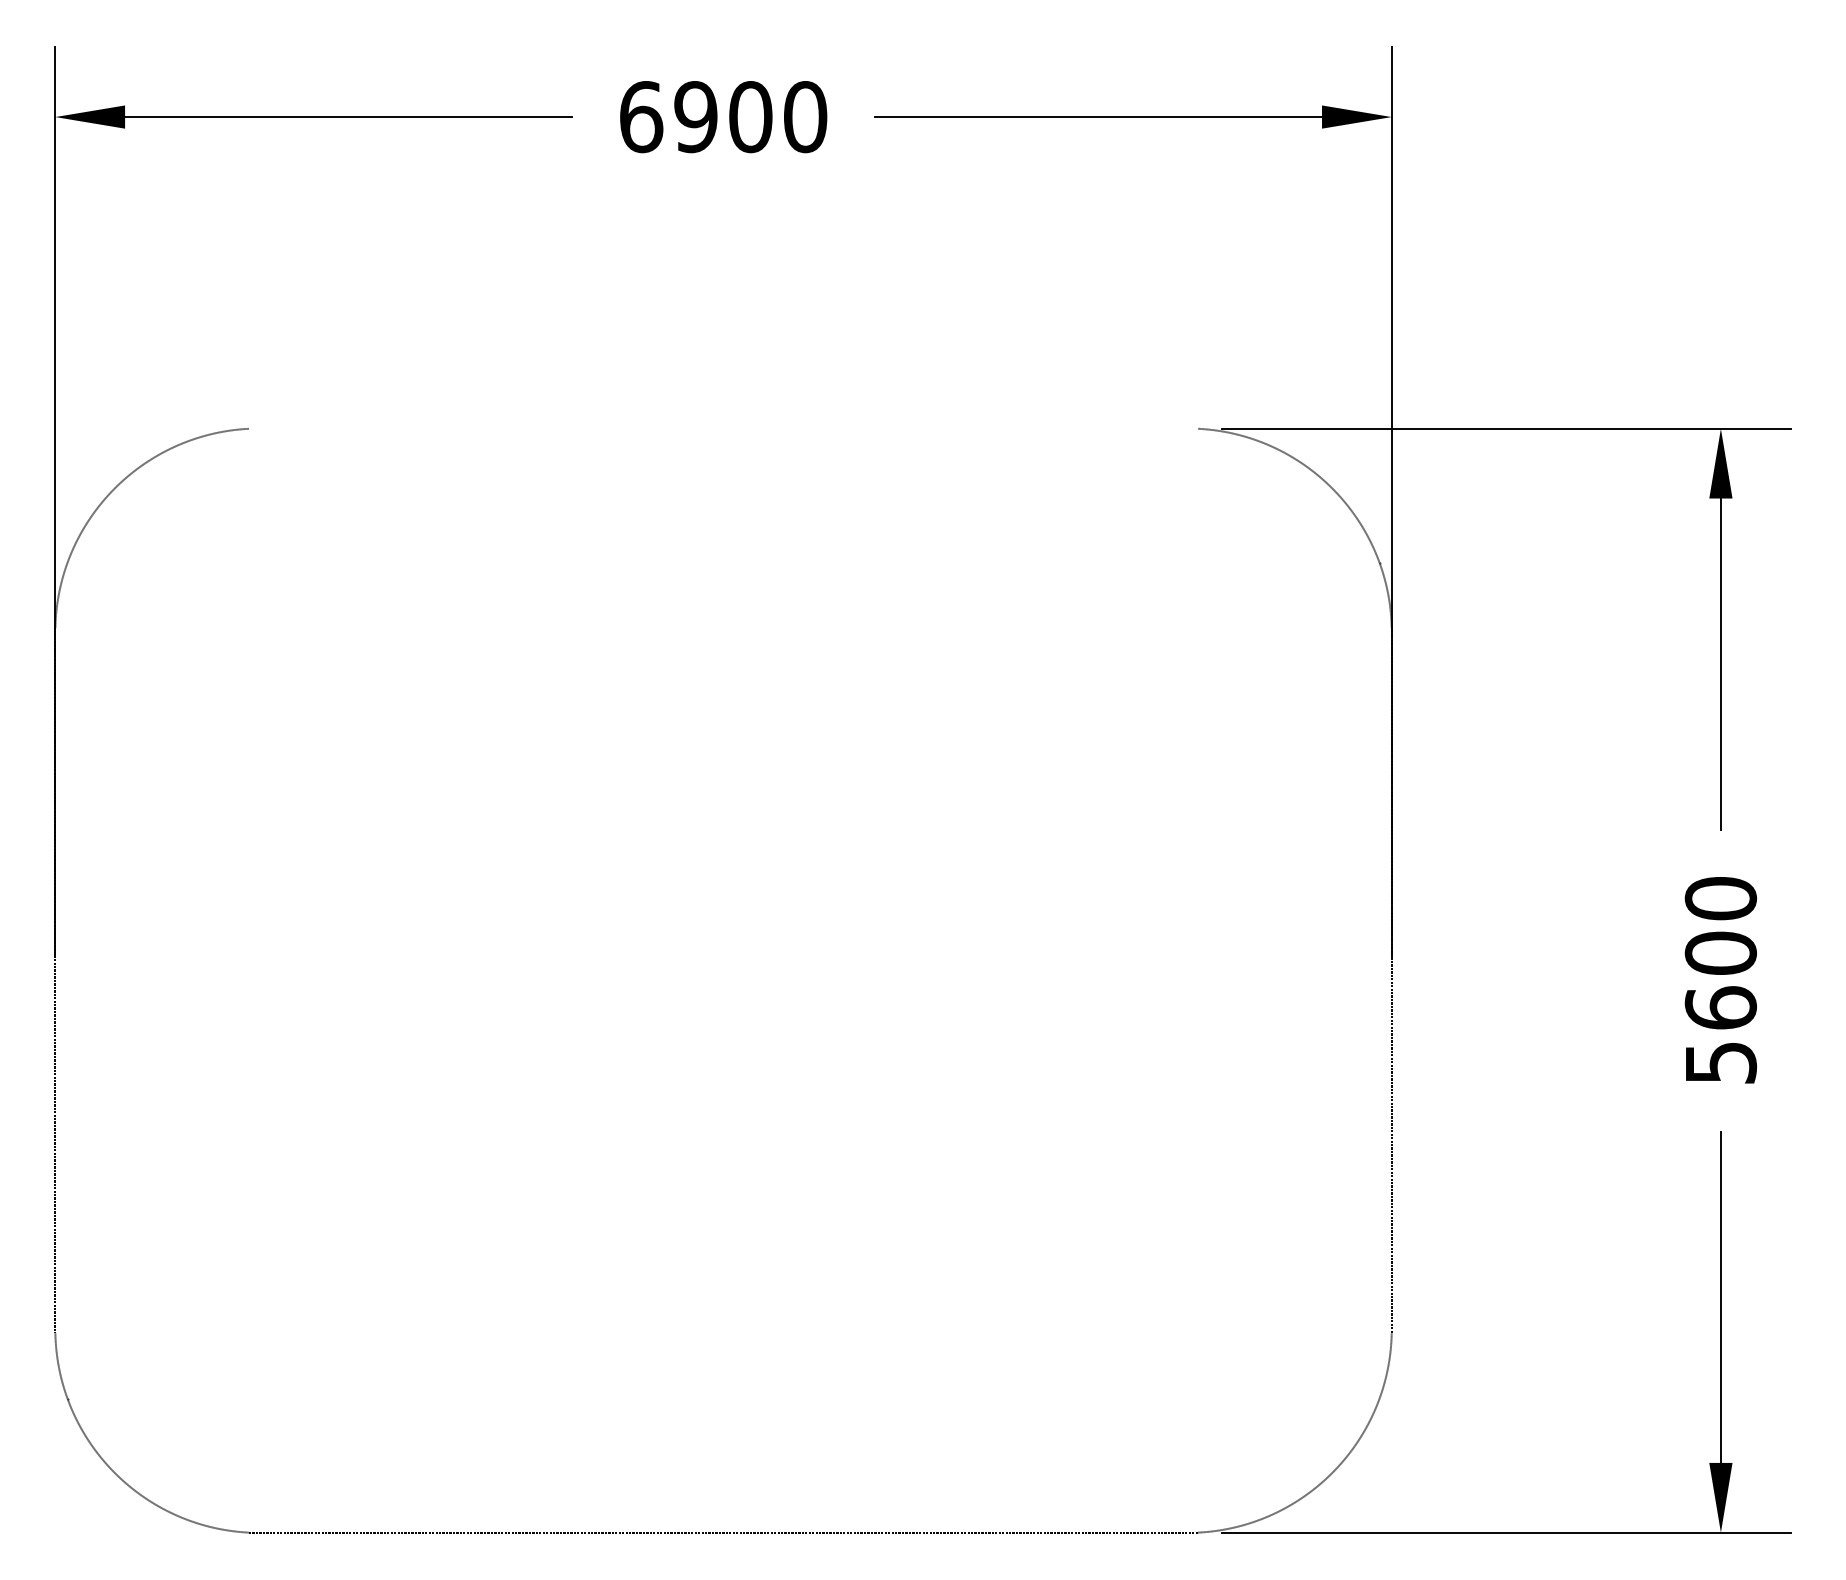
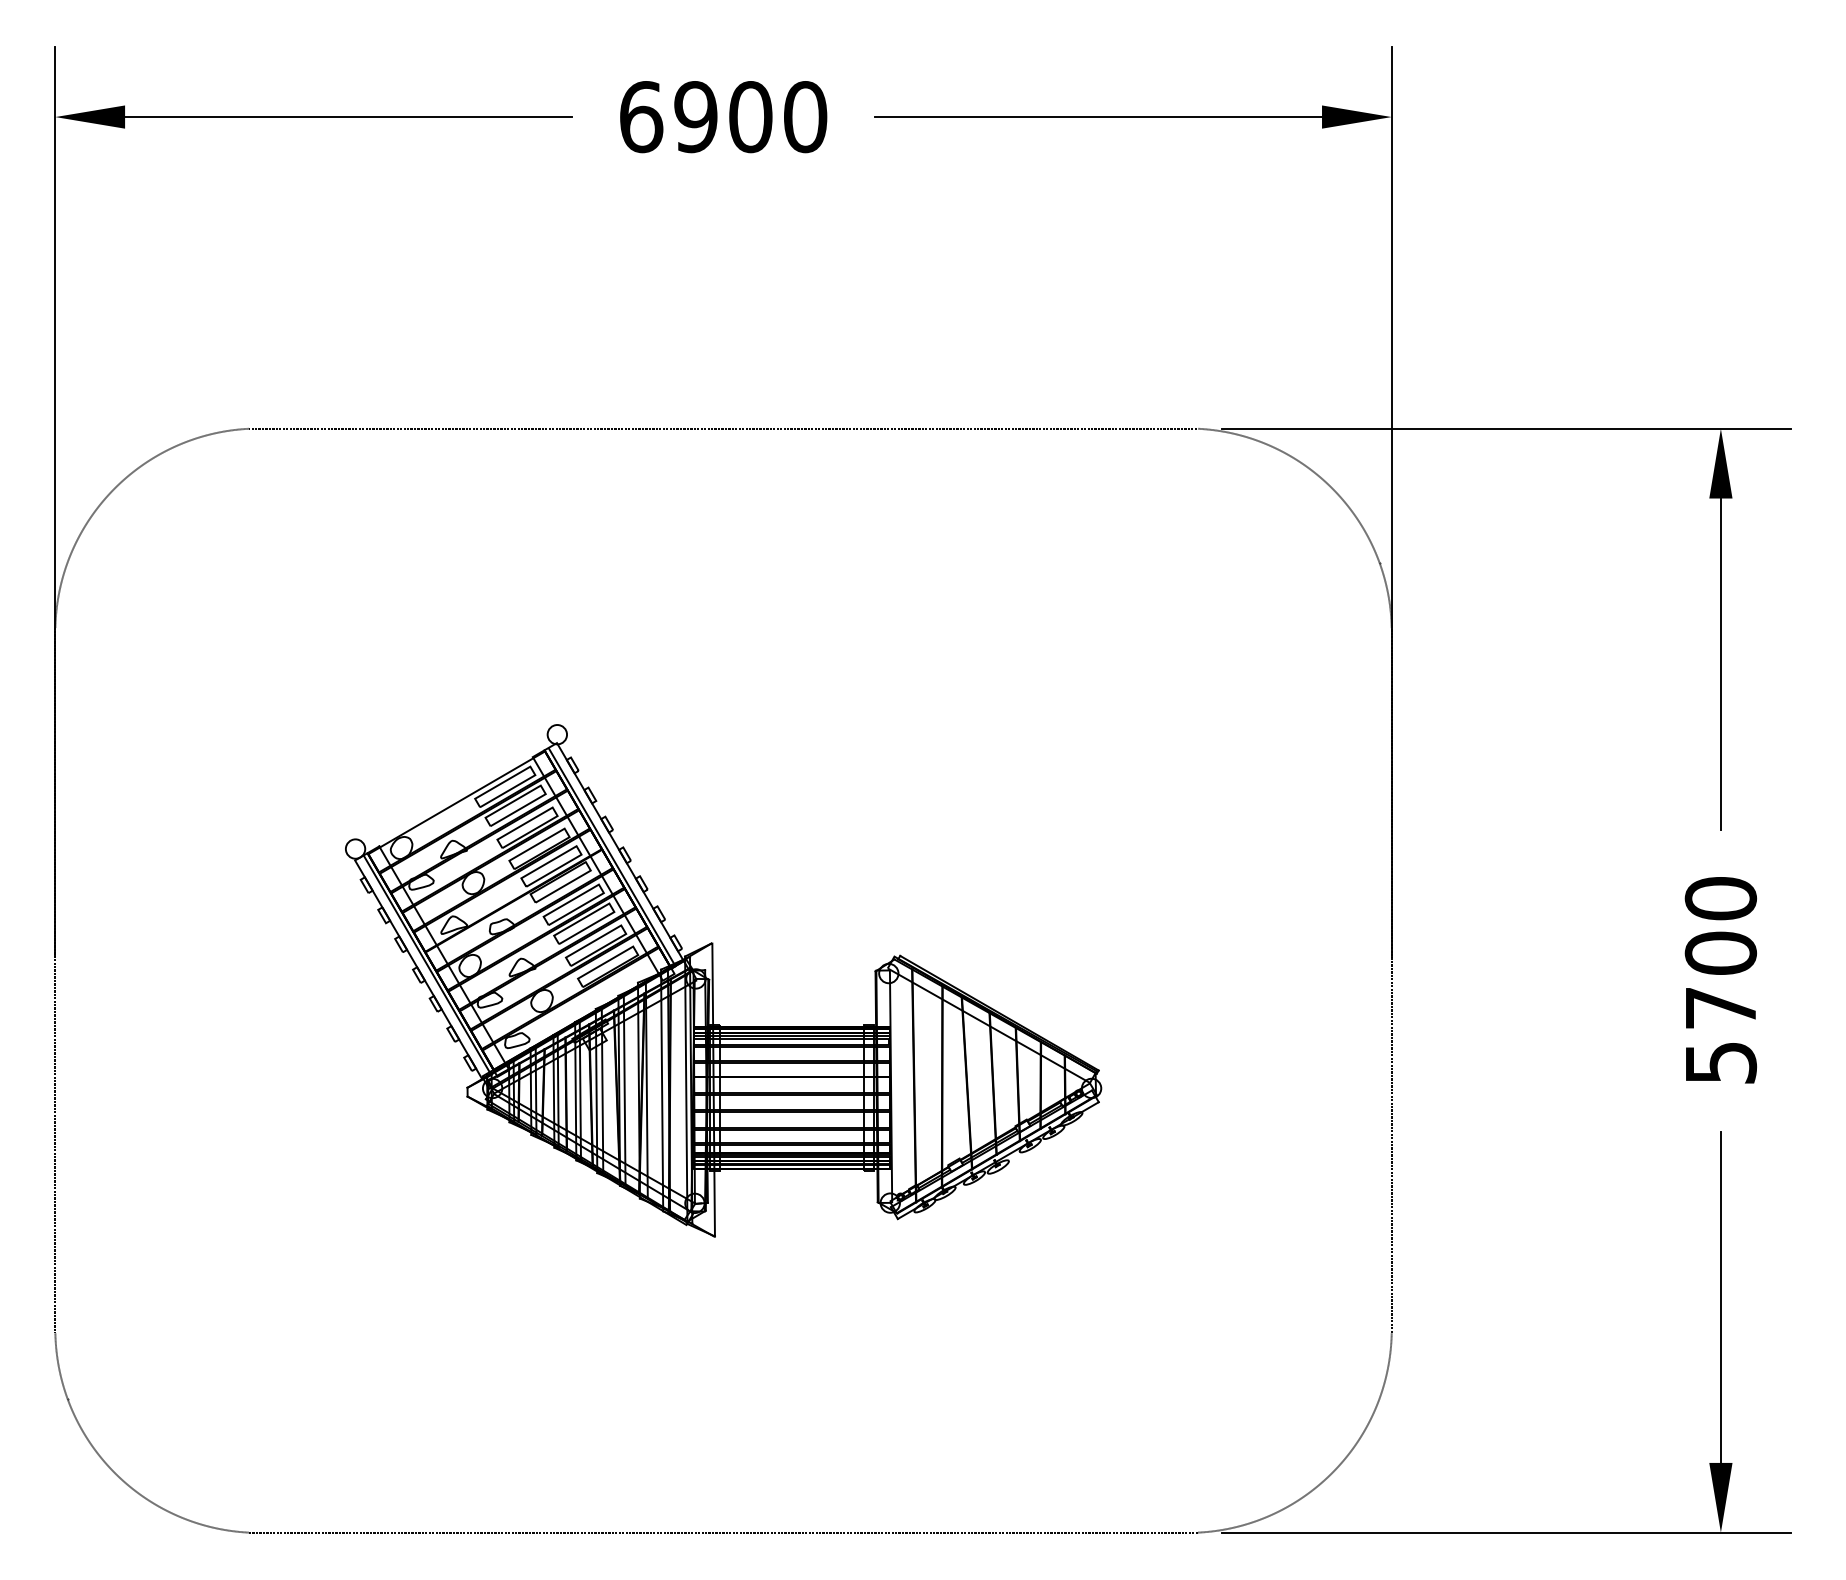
line: none -> present (723, 428)
part: none -> present (713, 980)
text: 5600 -> 5700 (1720, 1007)
